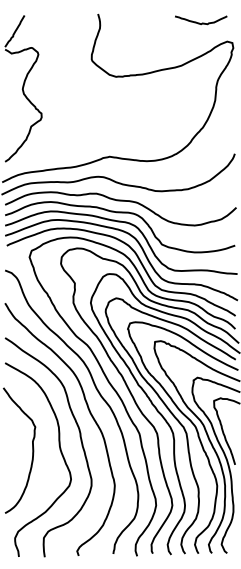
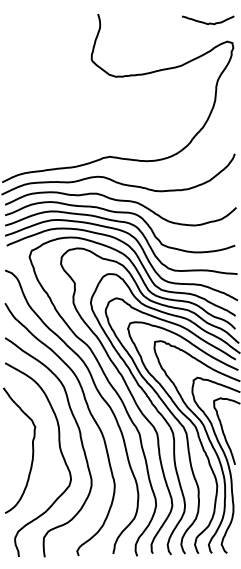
curve position: (202, 22) -> (209, 22) (209, 22)
part: present -> none (23, 88)
